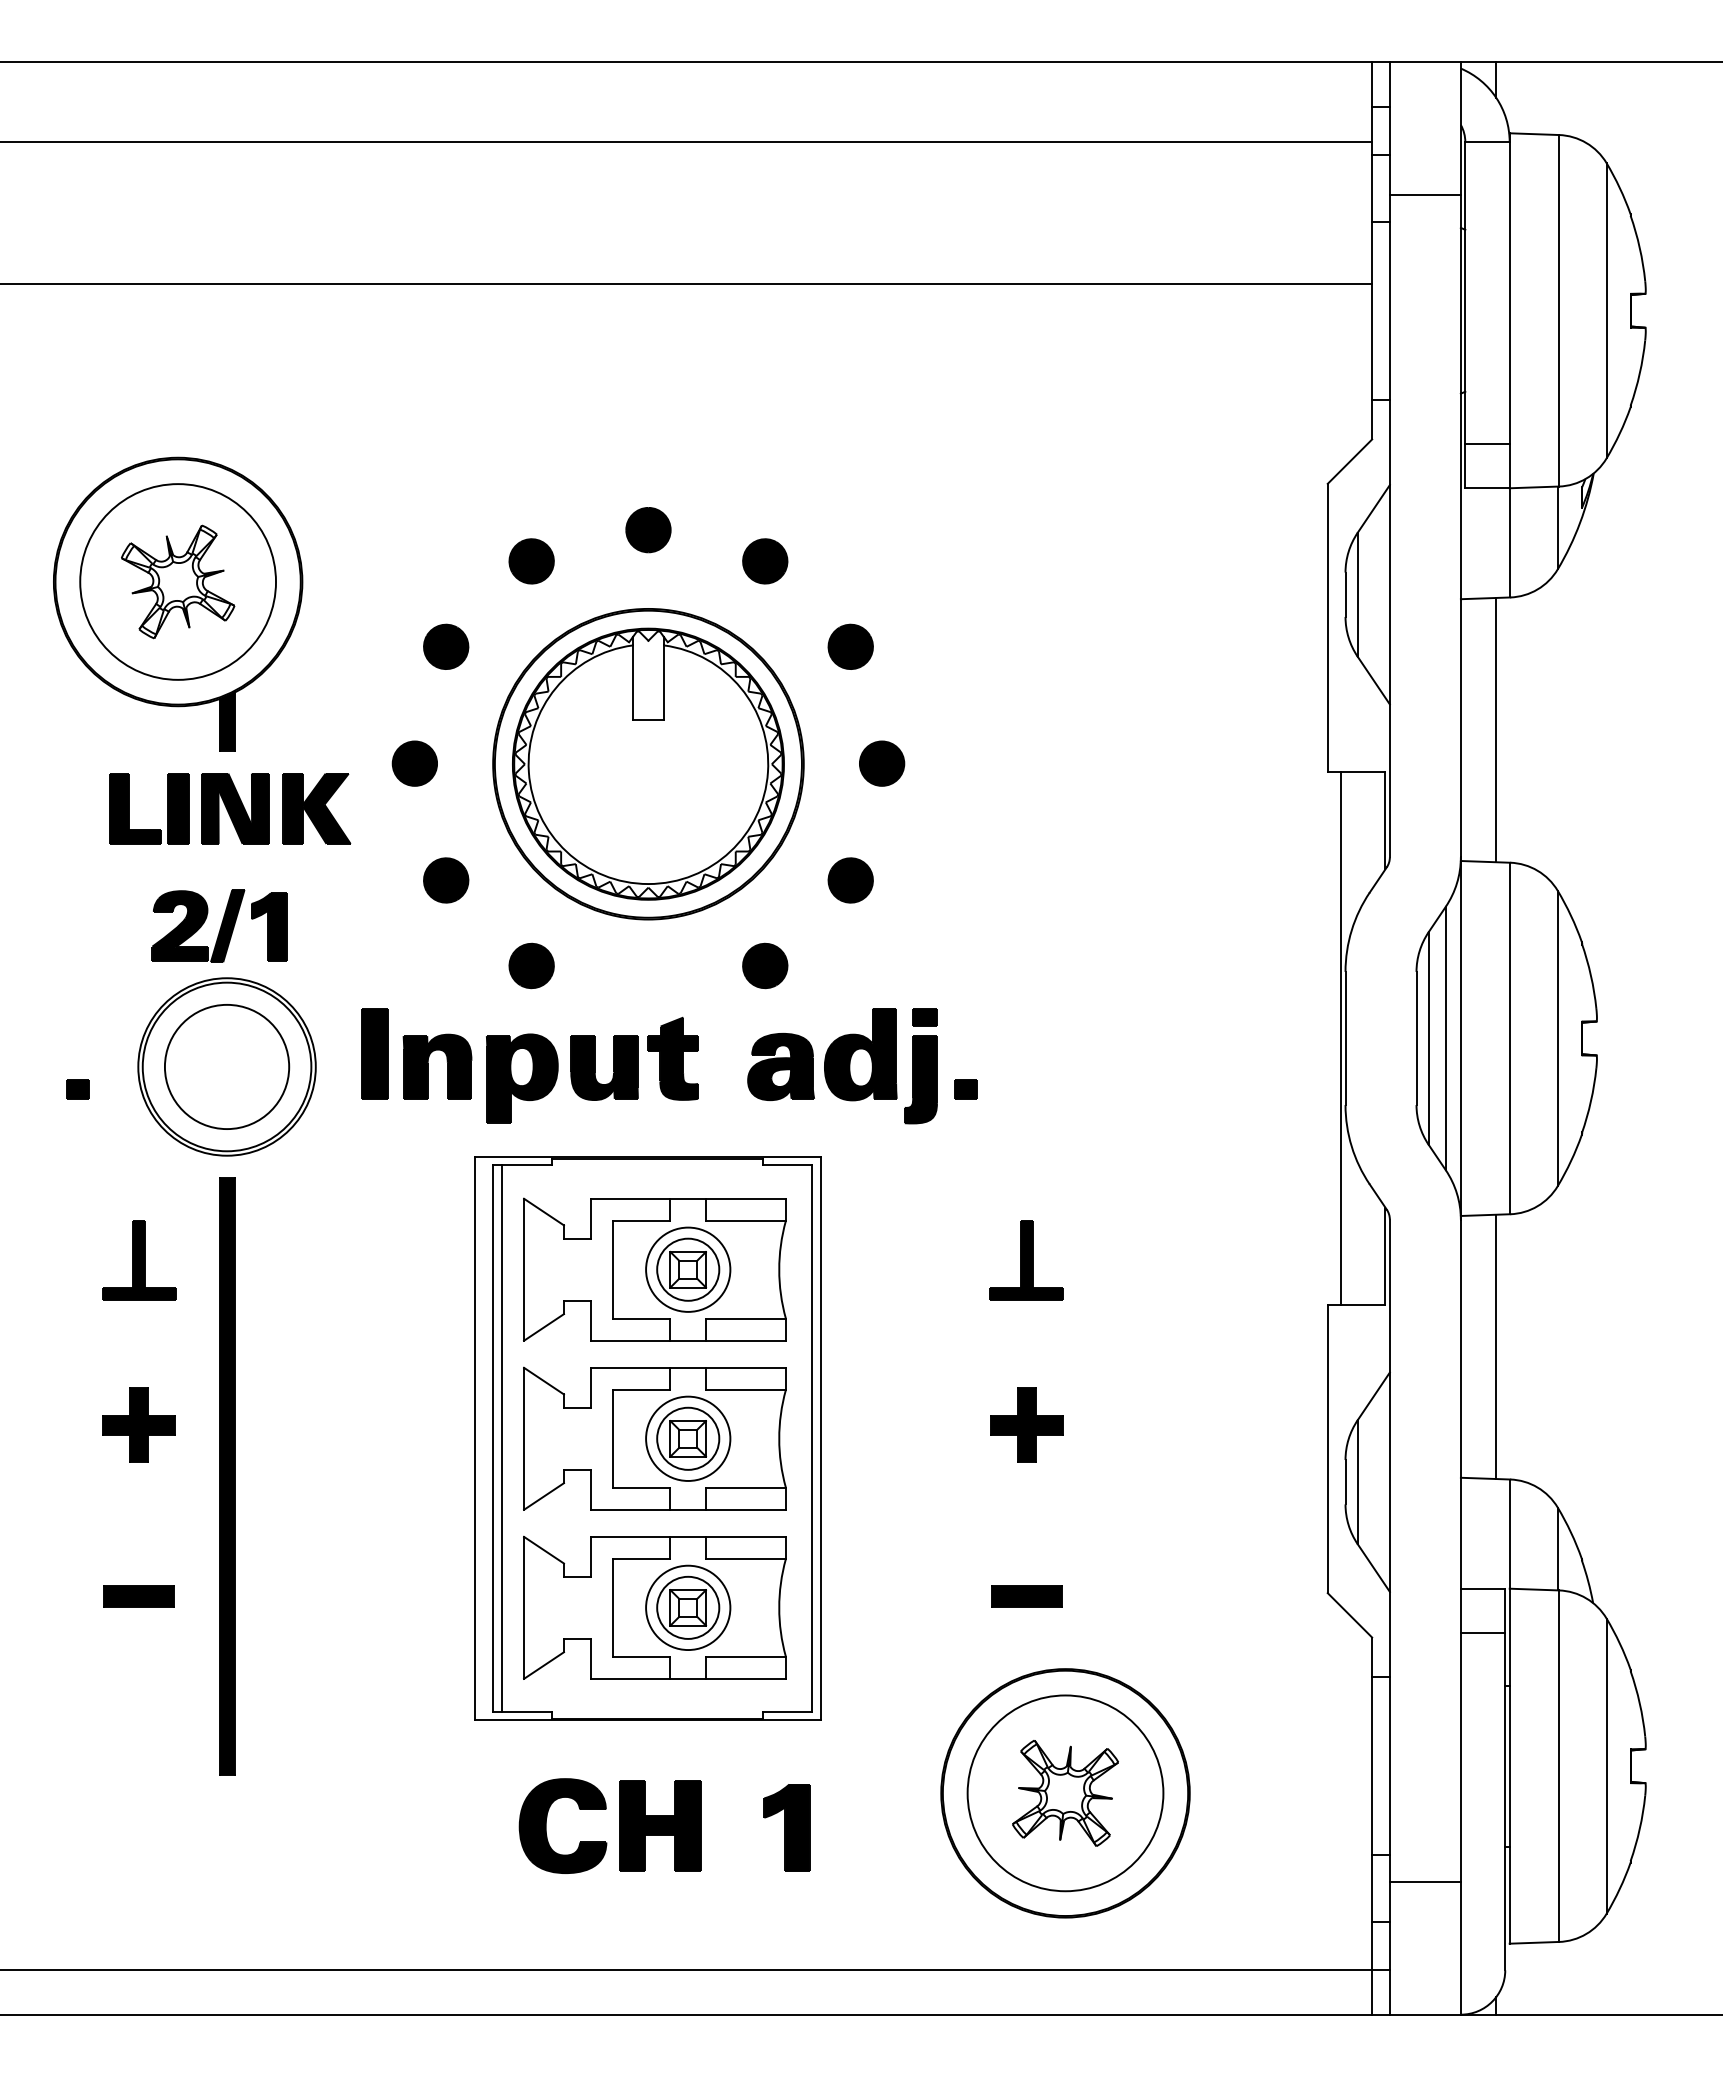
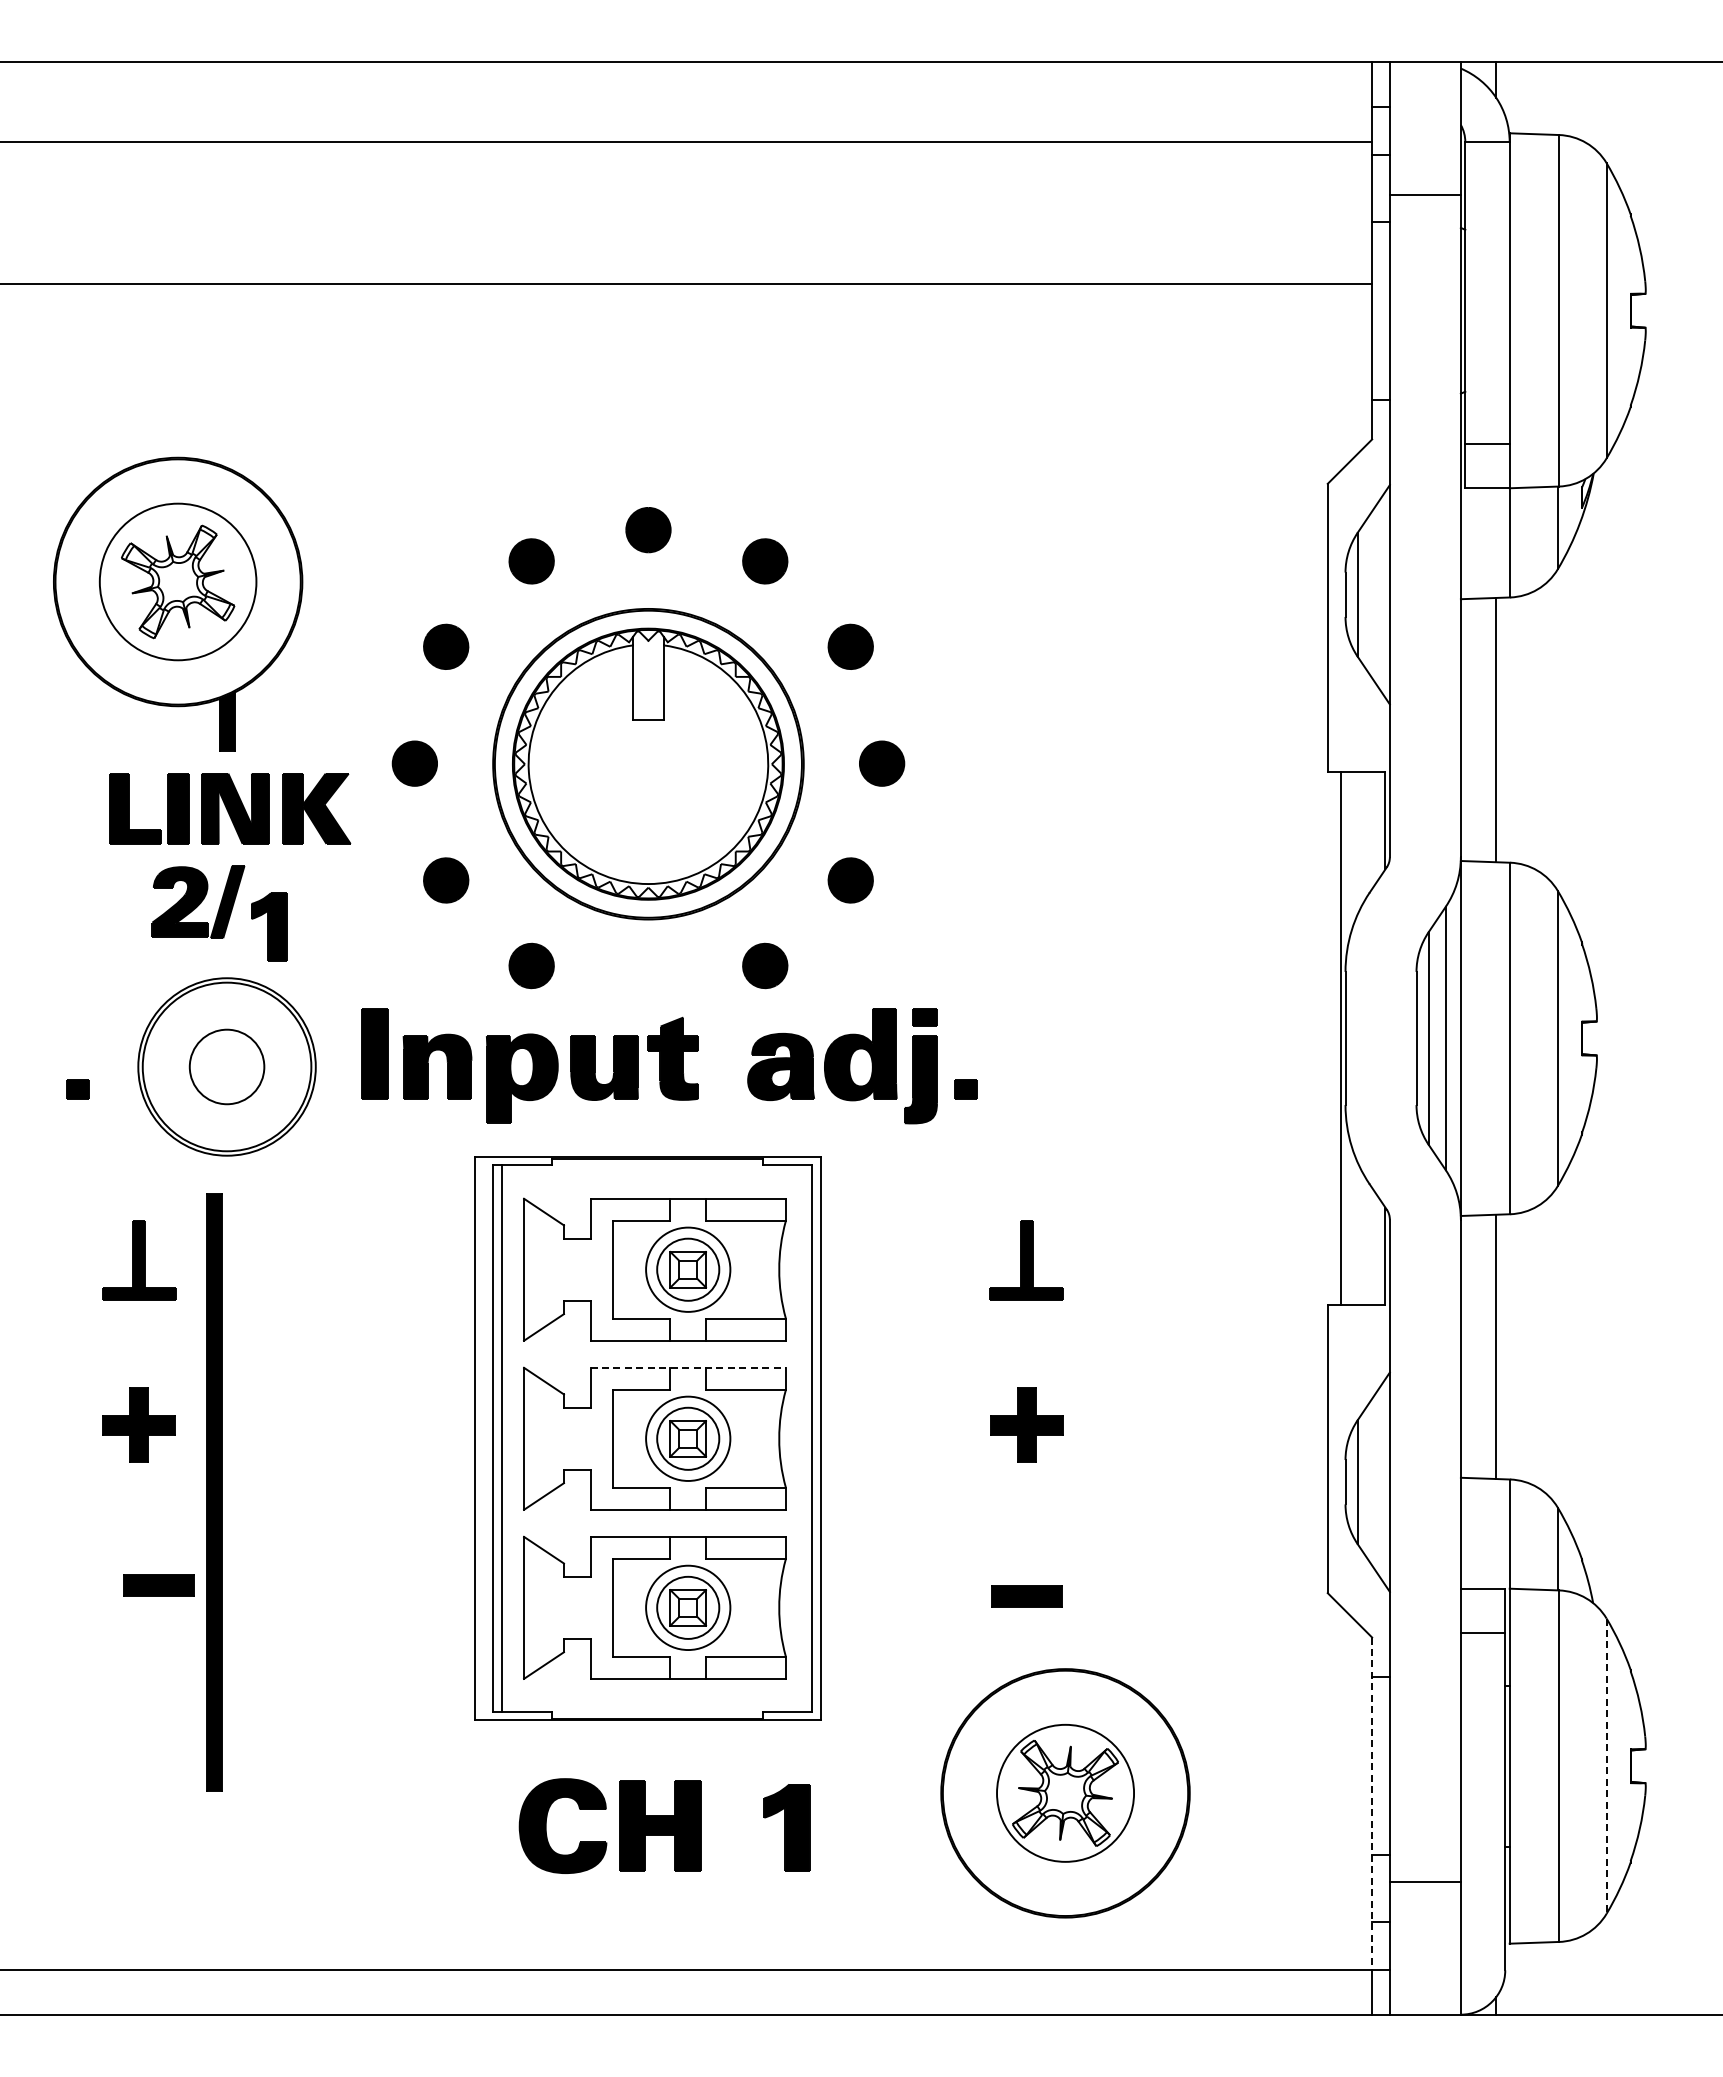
circle diameter: 196 px -> 157 px (177, 581)
part position: (198, 925) -> (198, 901) (198, 901)
circle diameter: 124 px -> 75 px (226, 1066)
line: solid -> dashed (688, 1367)
part position: (227, 1476) -> (214, 1492) (214, 1492)
part position: (138, 1596) -> (158, 1585) (158, 1585)
line: solid -> dashed (1606, 1766)
circle diameter: 196 px -> 137 px (1065, 1792)
line: solid -> dashed (1372, 1804)
